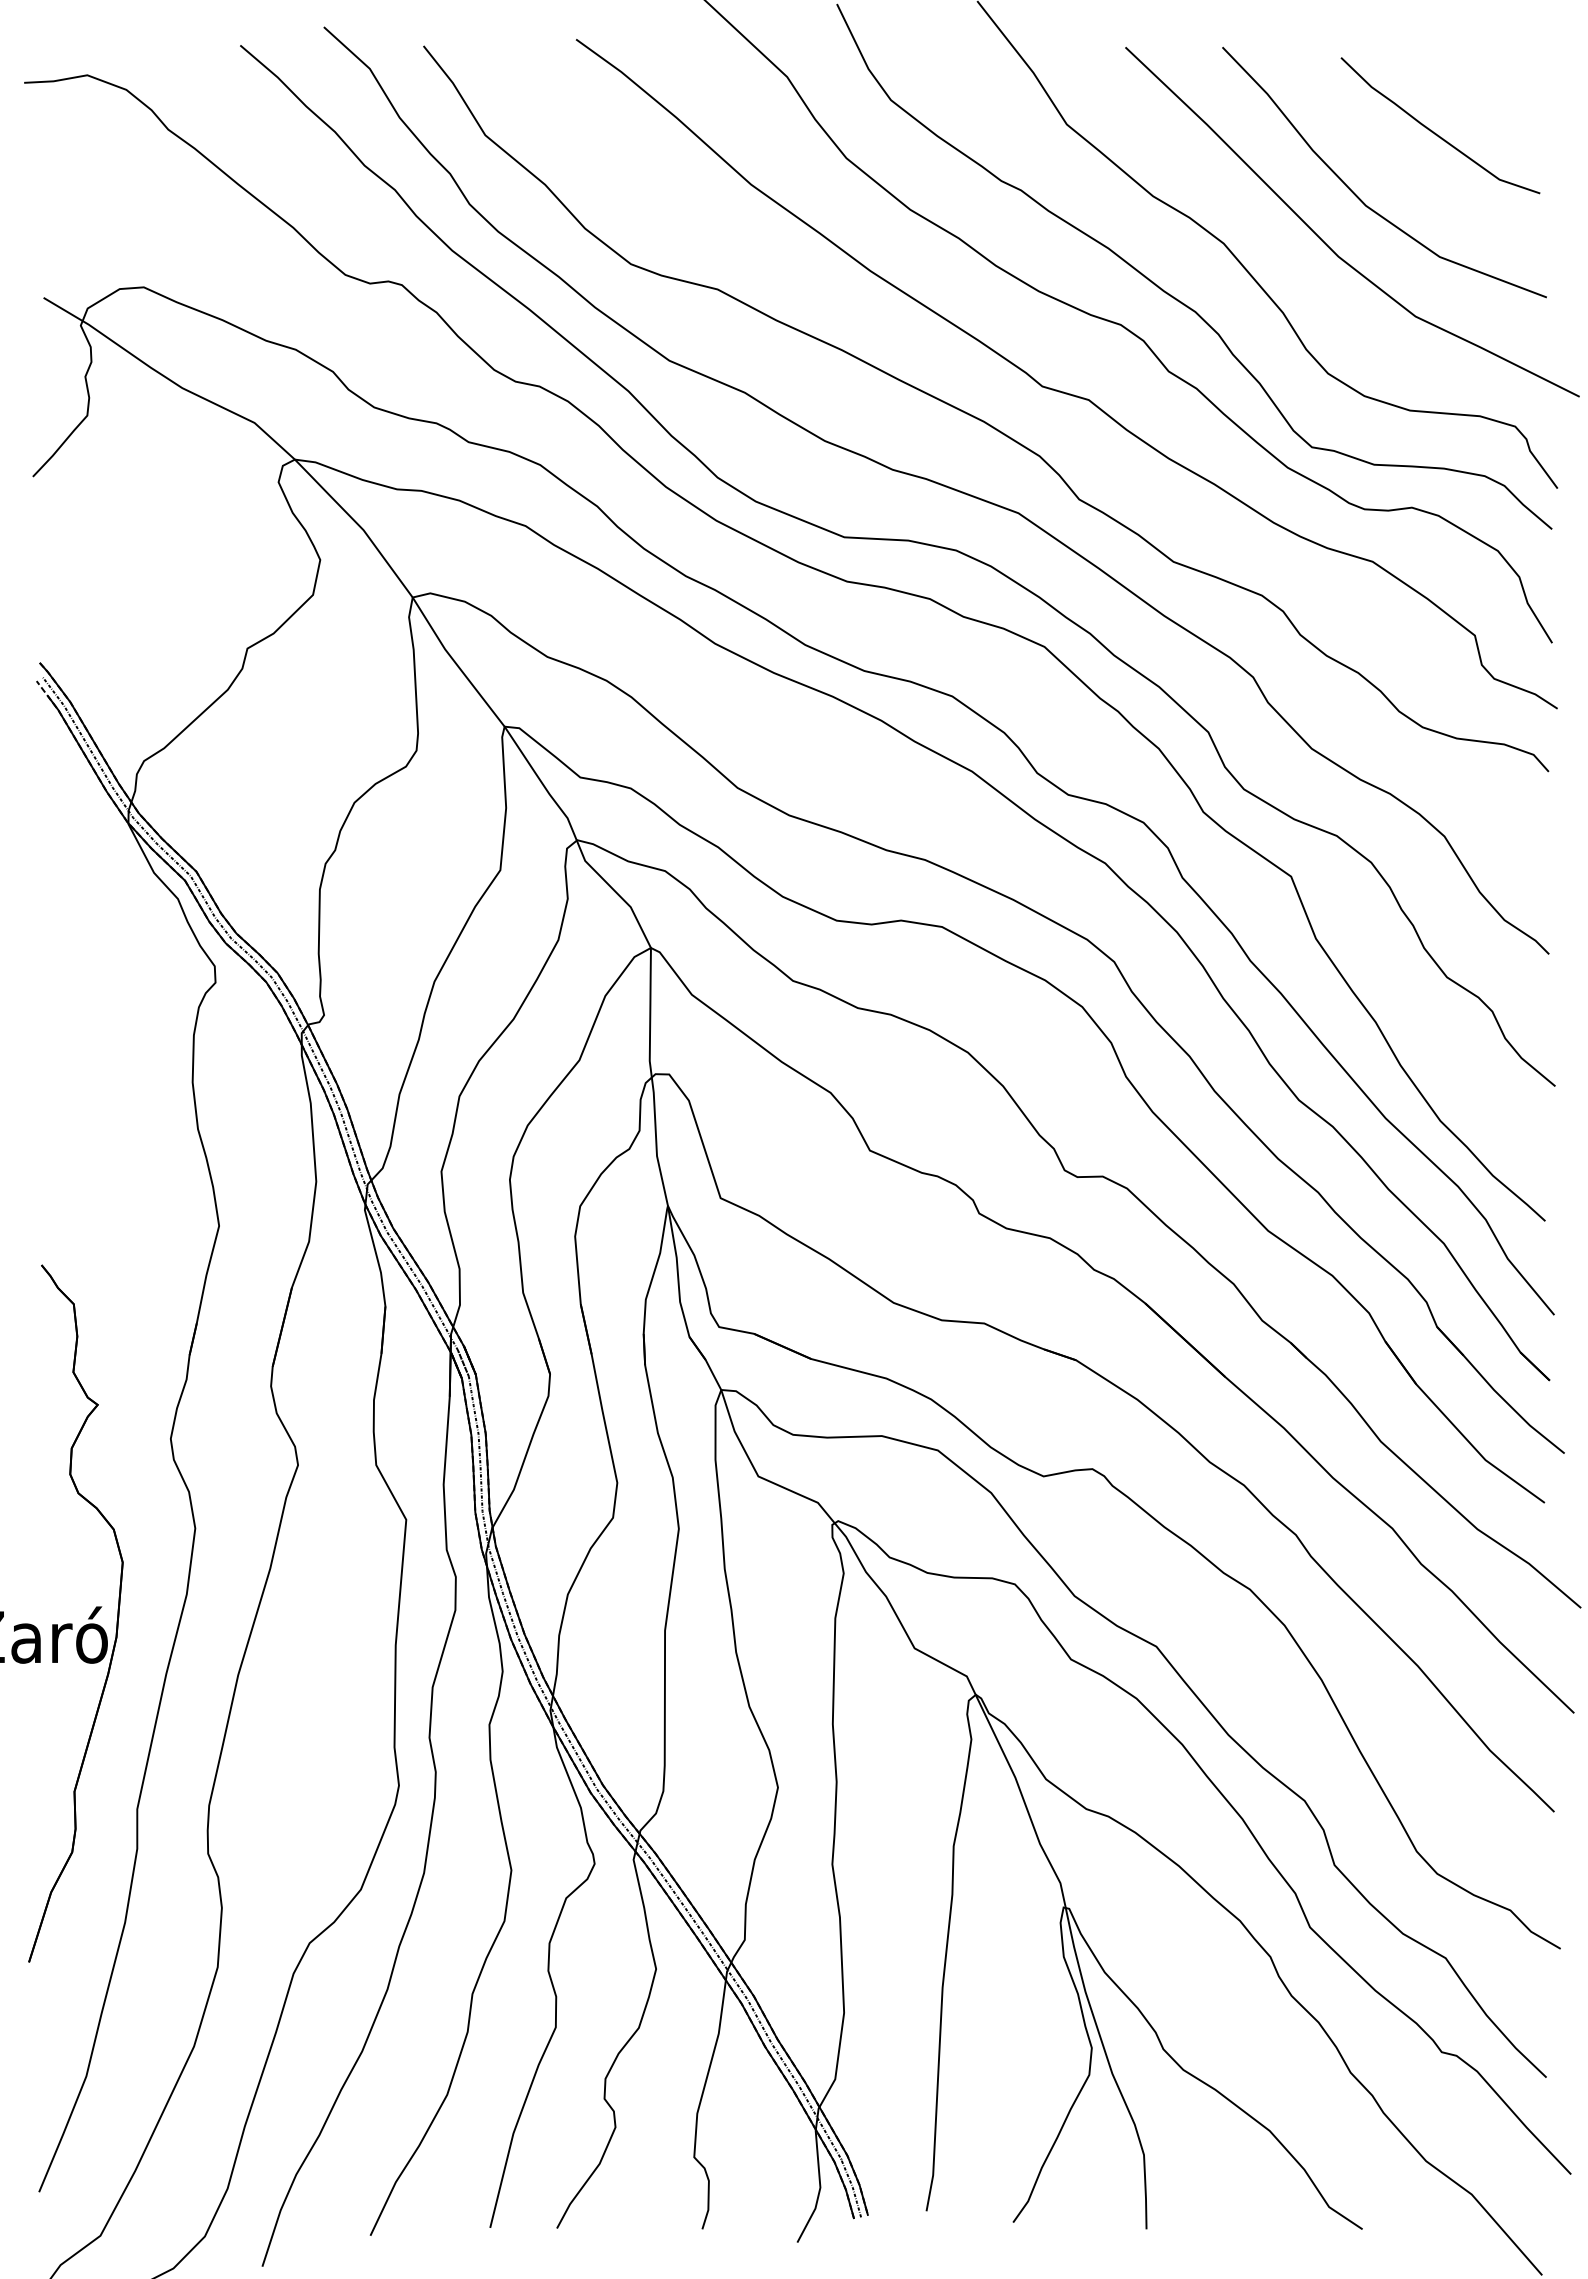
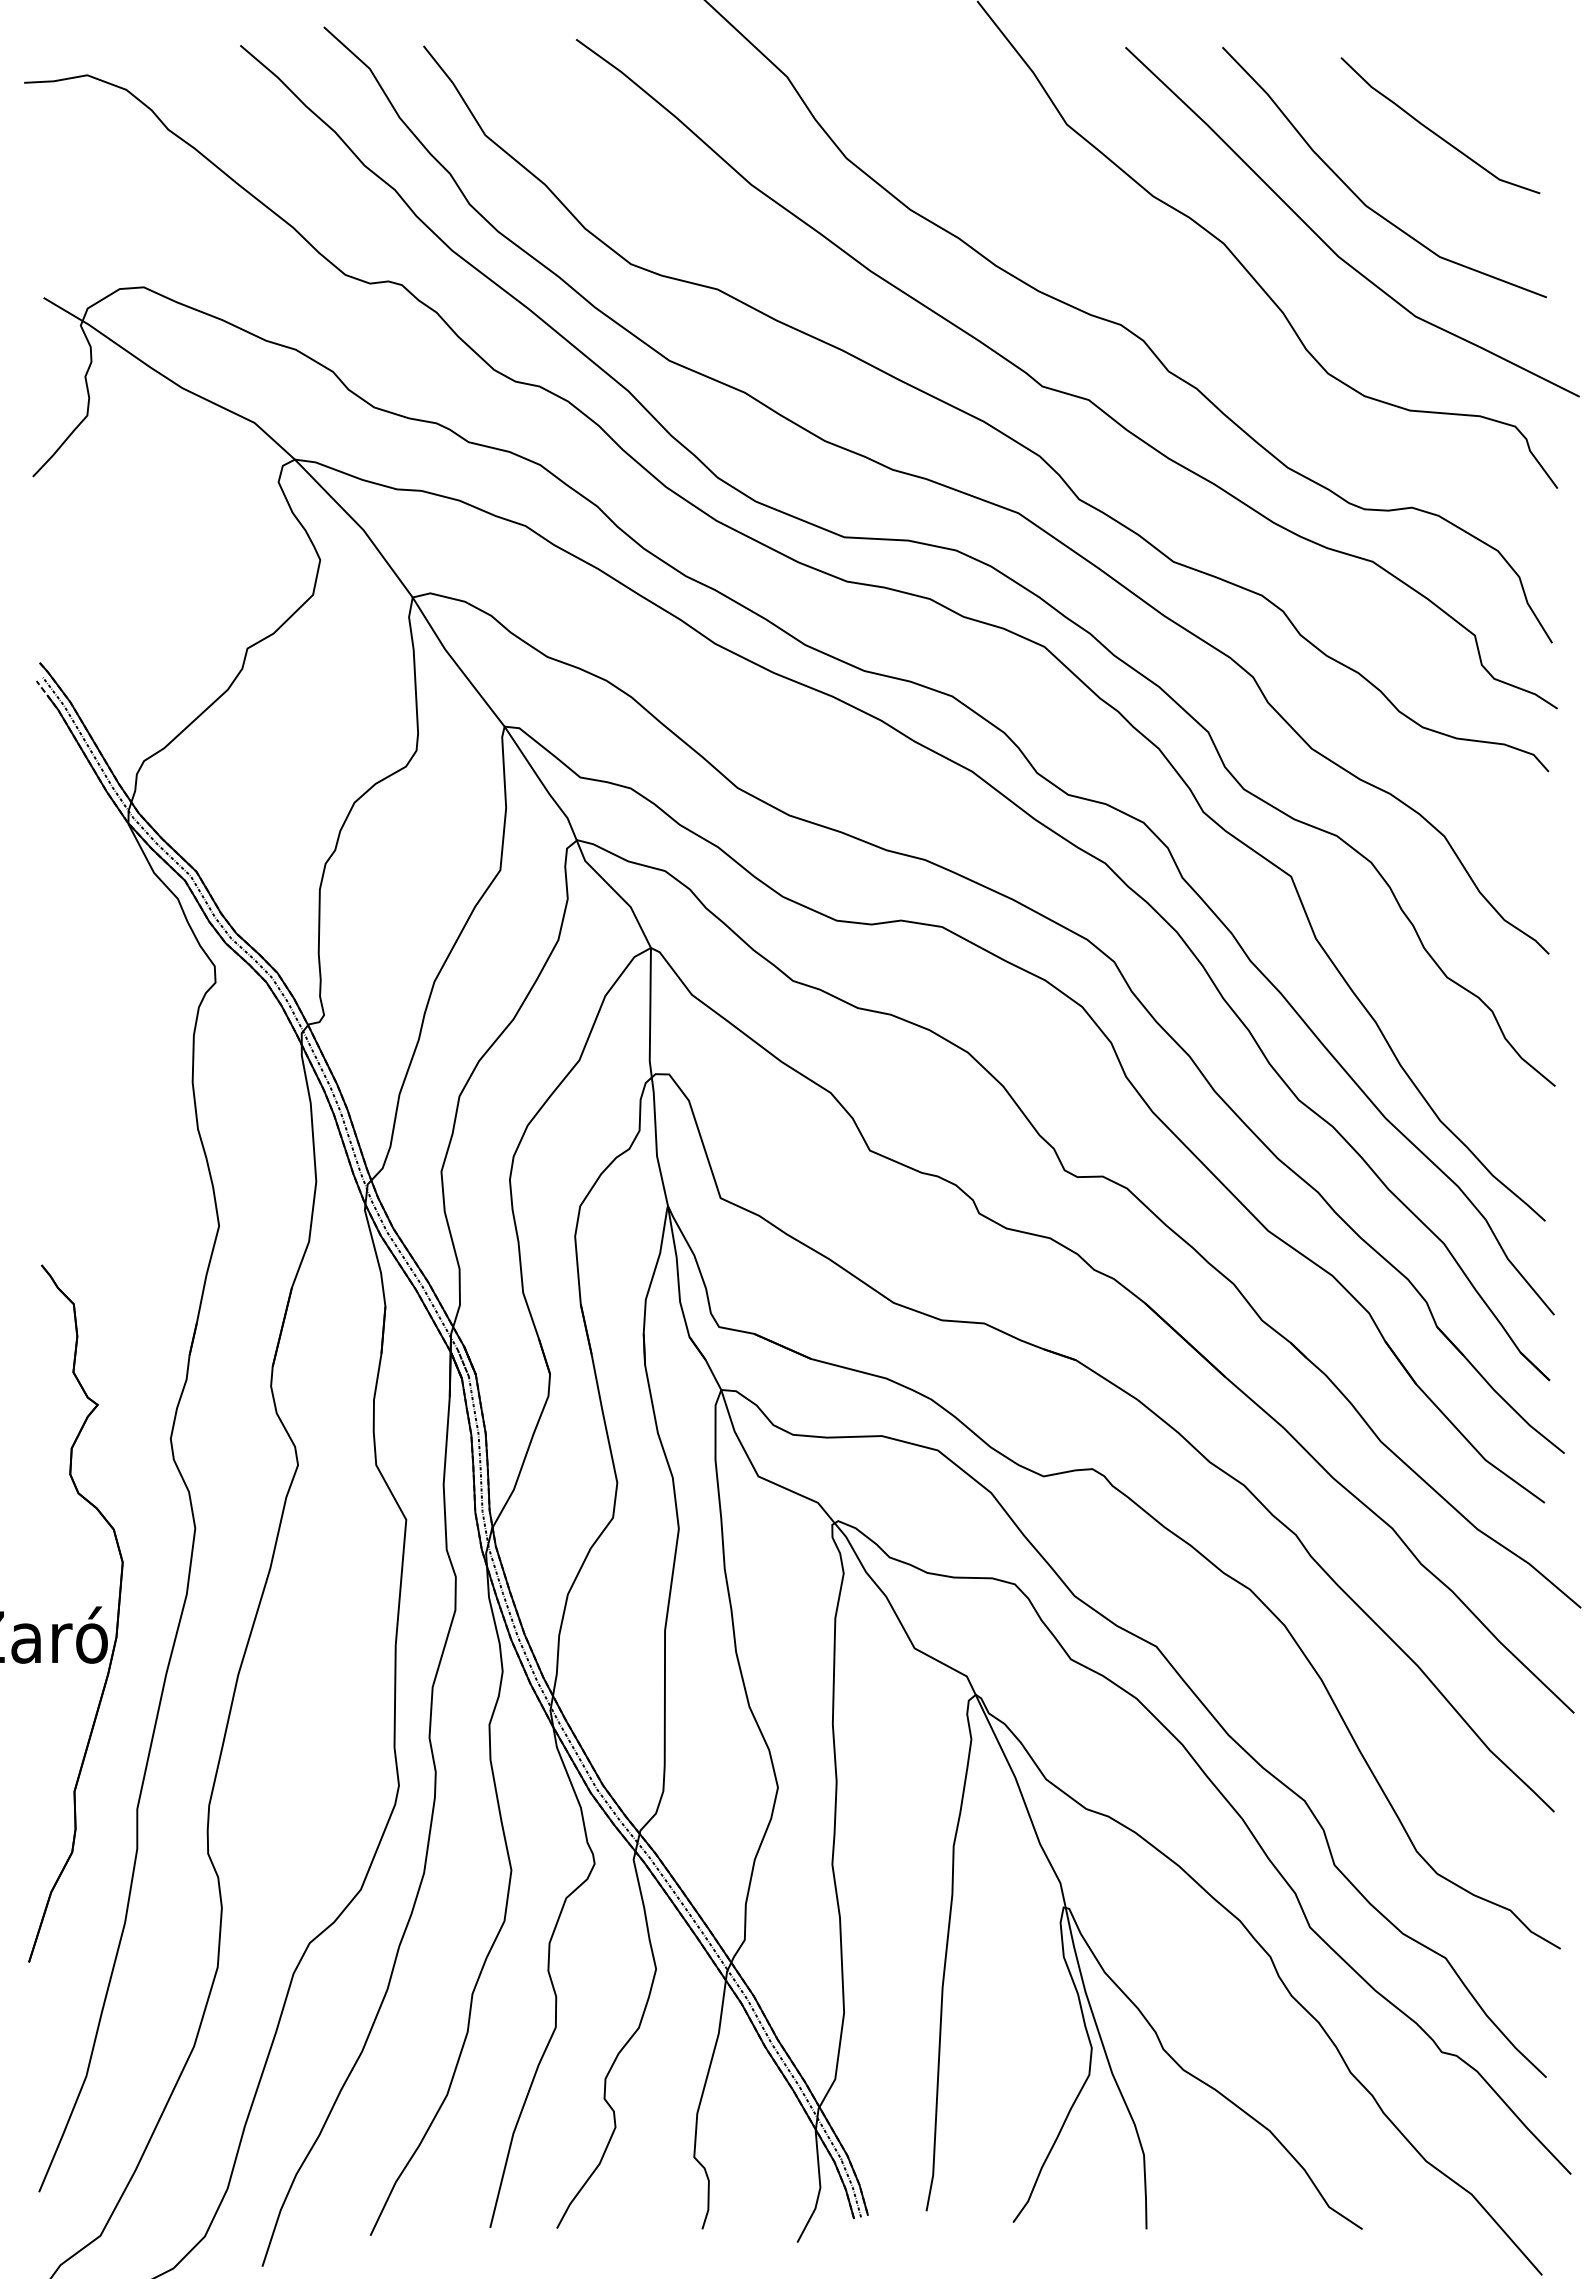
part: present -> none (1175, 297)
